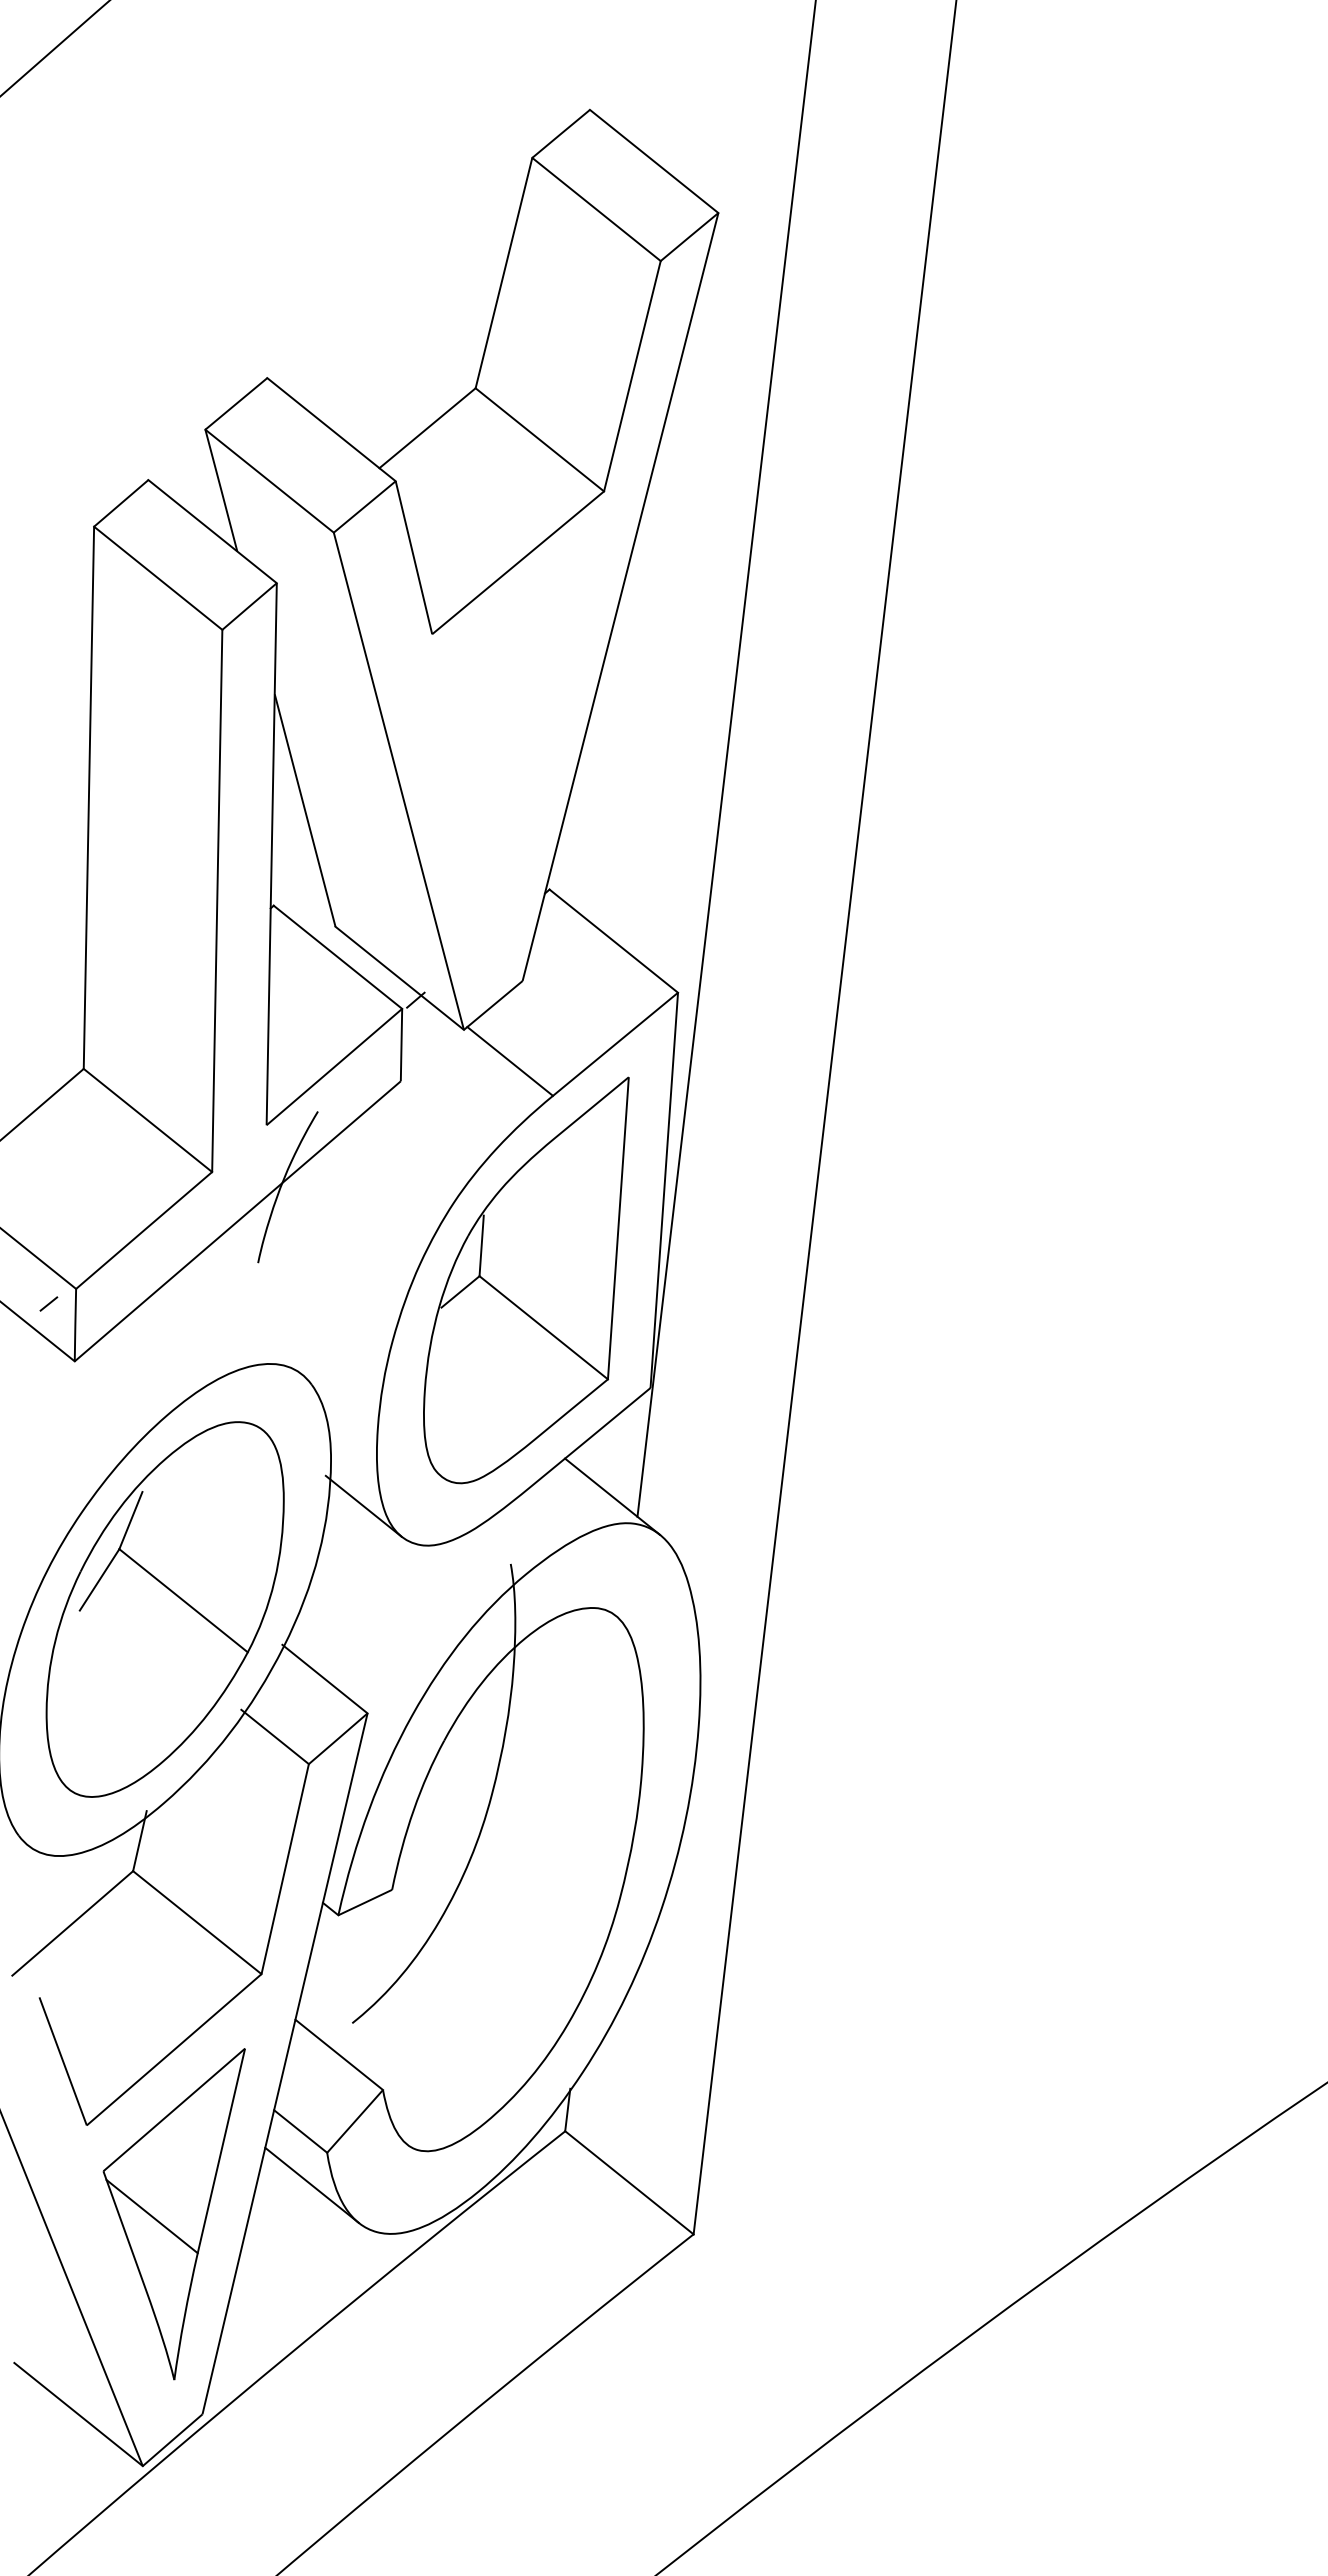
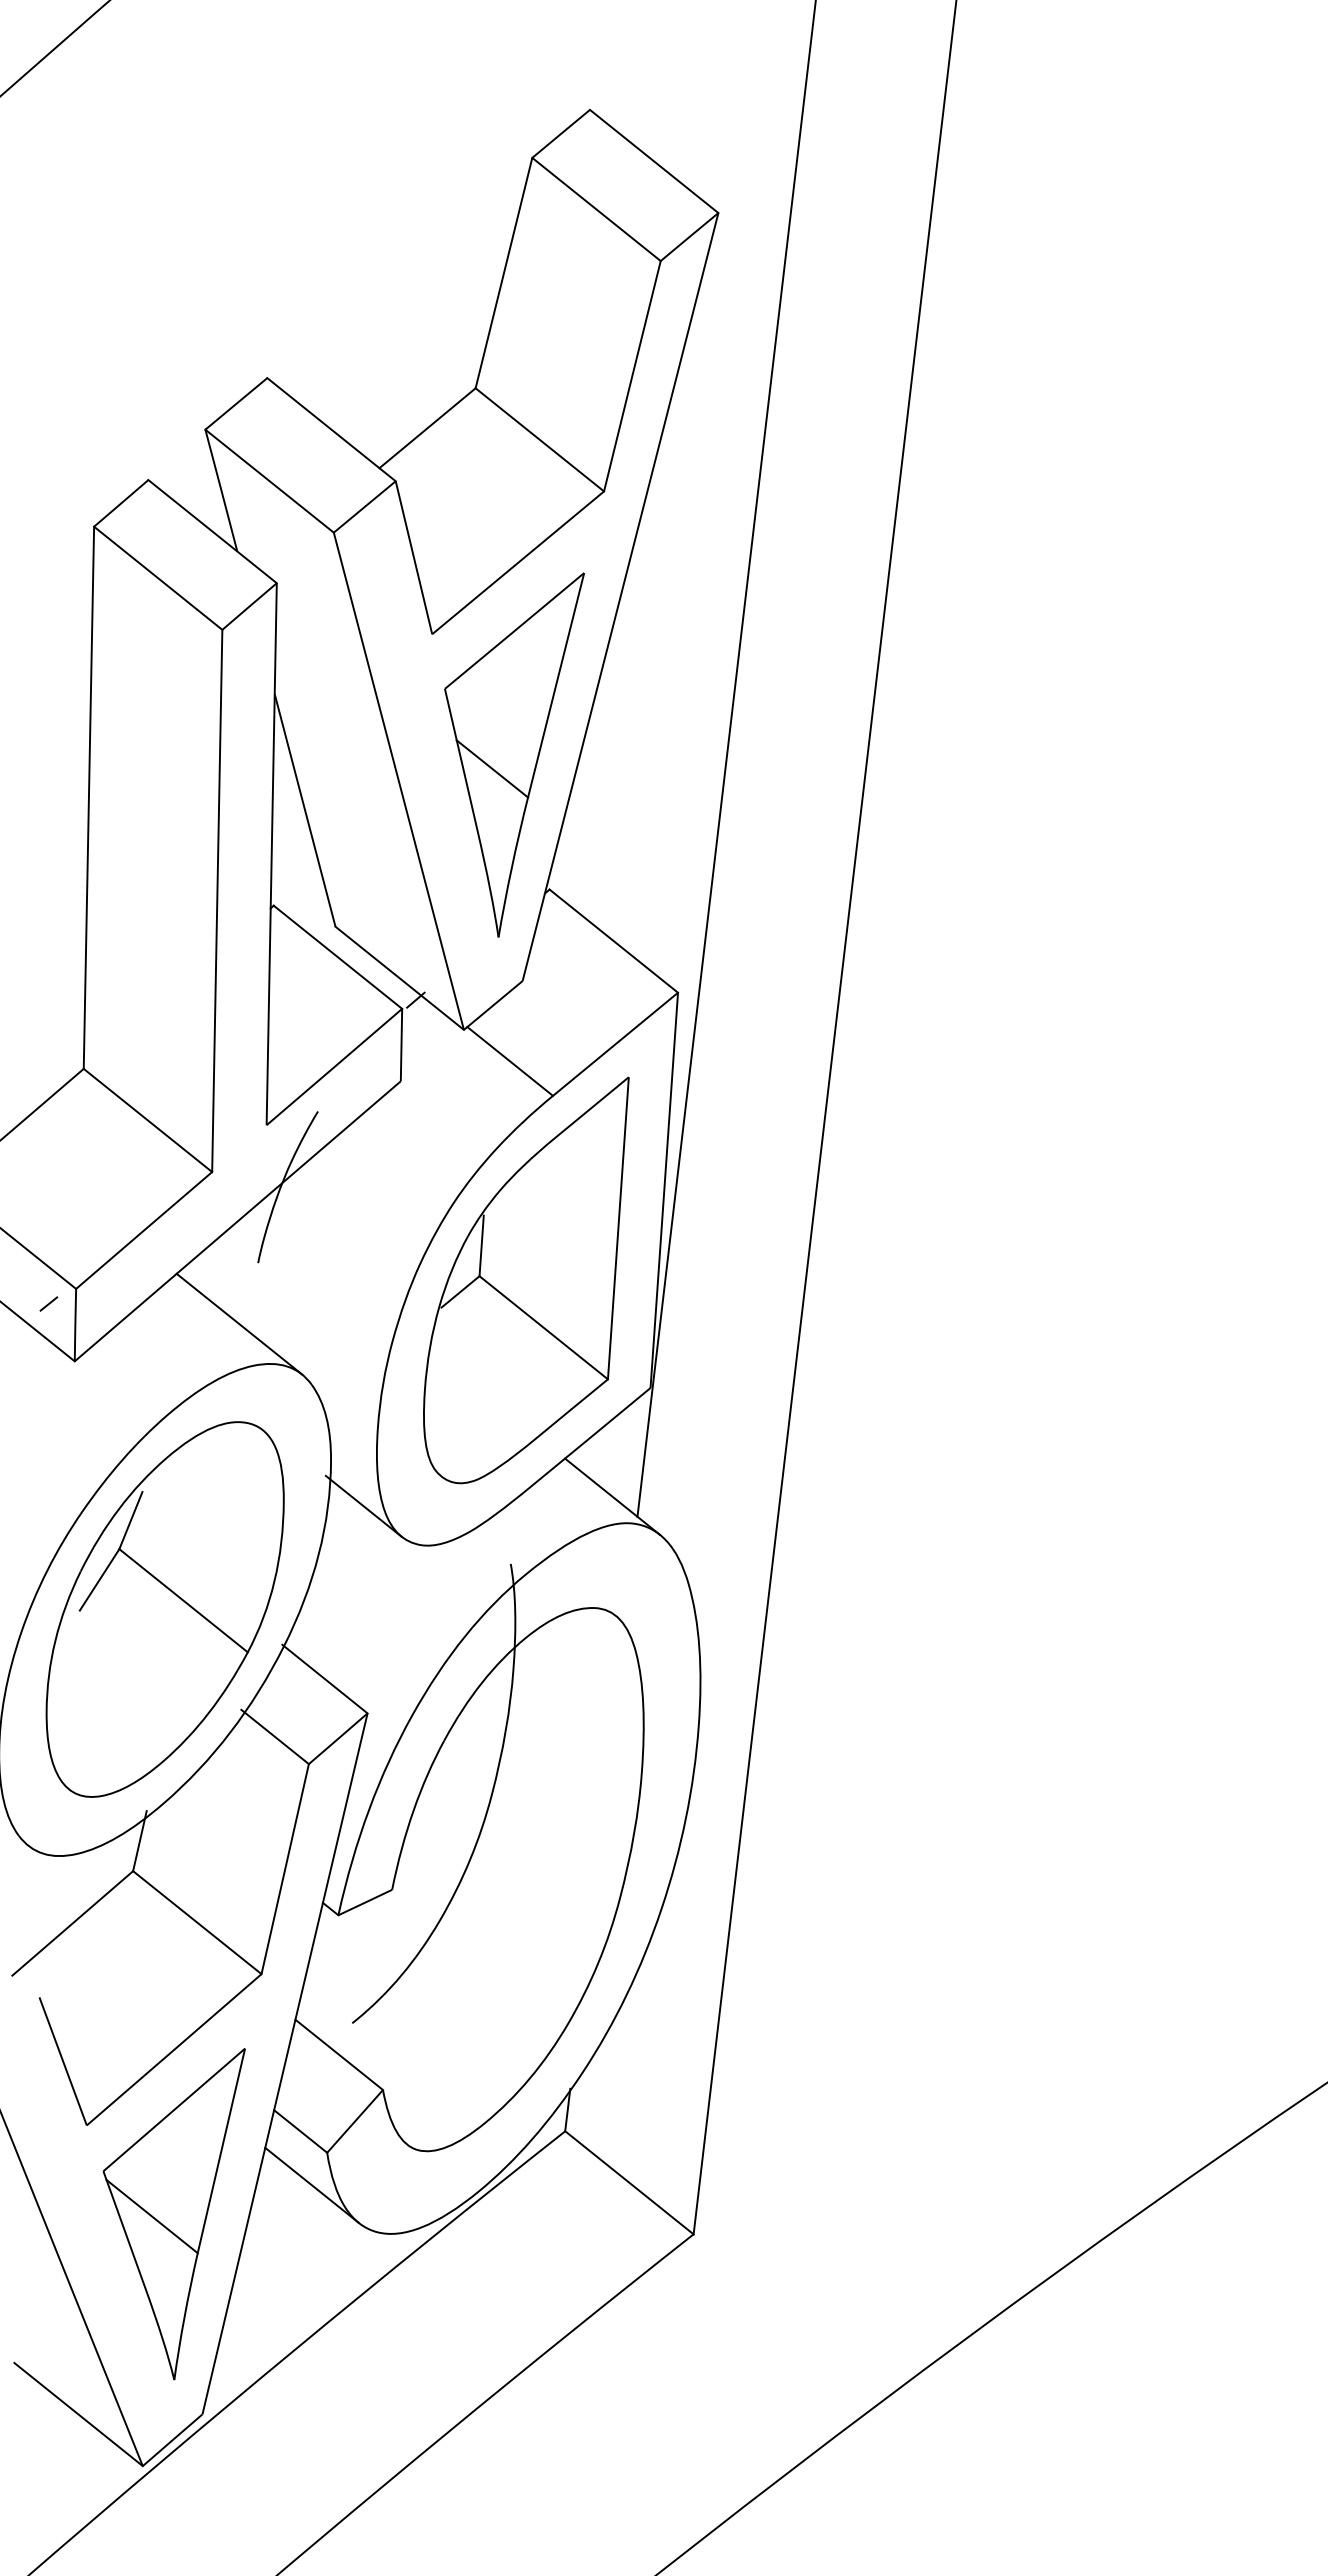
part: none -> present (514, 754)
line: none -> present (239, 1323)
